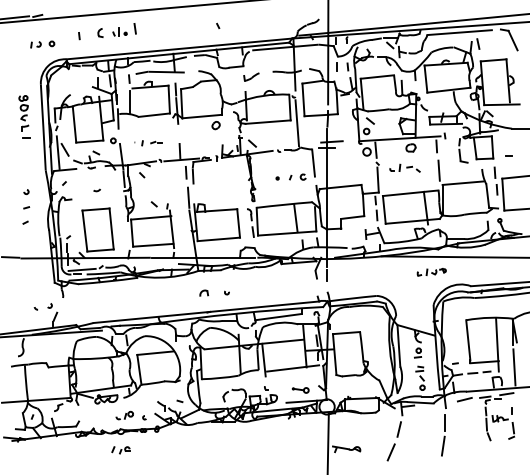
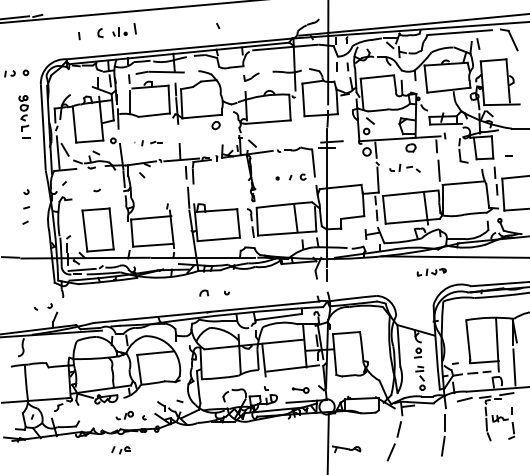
part position: (42, 44) -> (16, 73) (16, 73)
line: present -> none (296, 123)
line: present -> none (153, 204)
